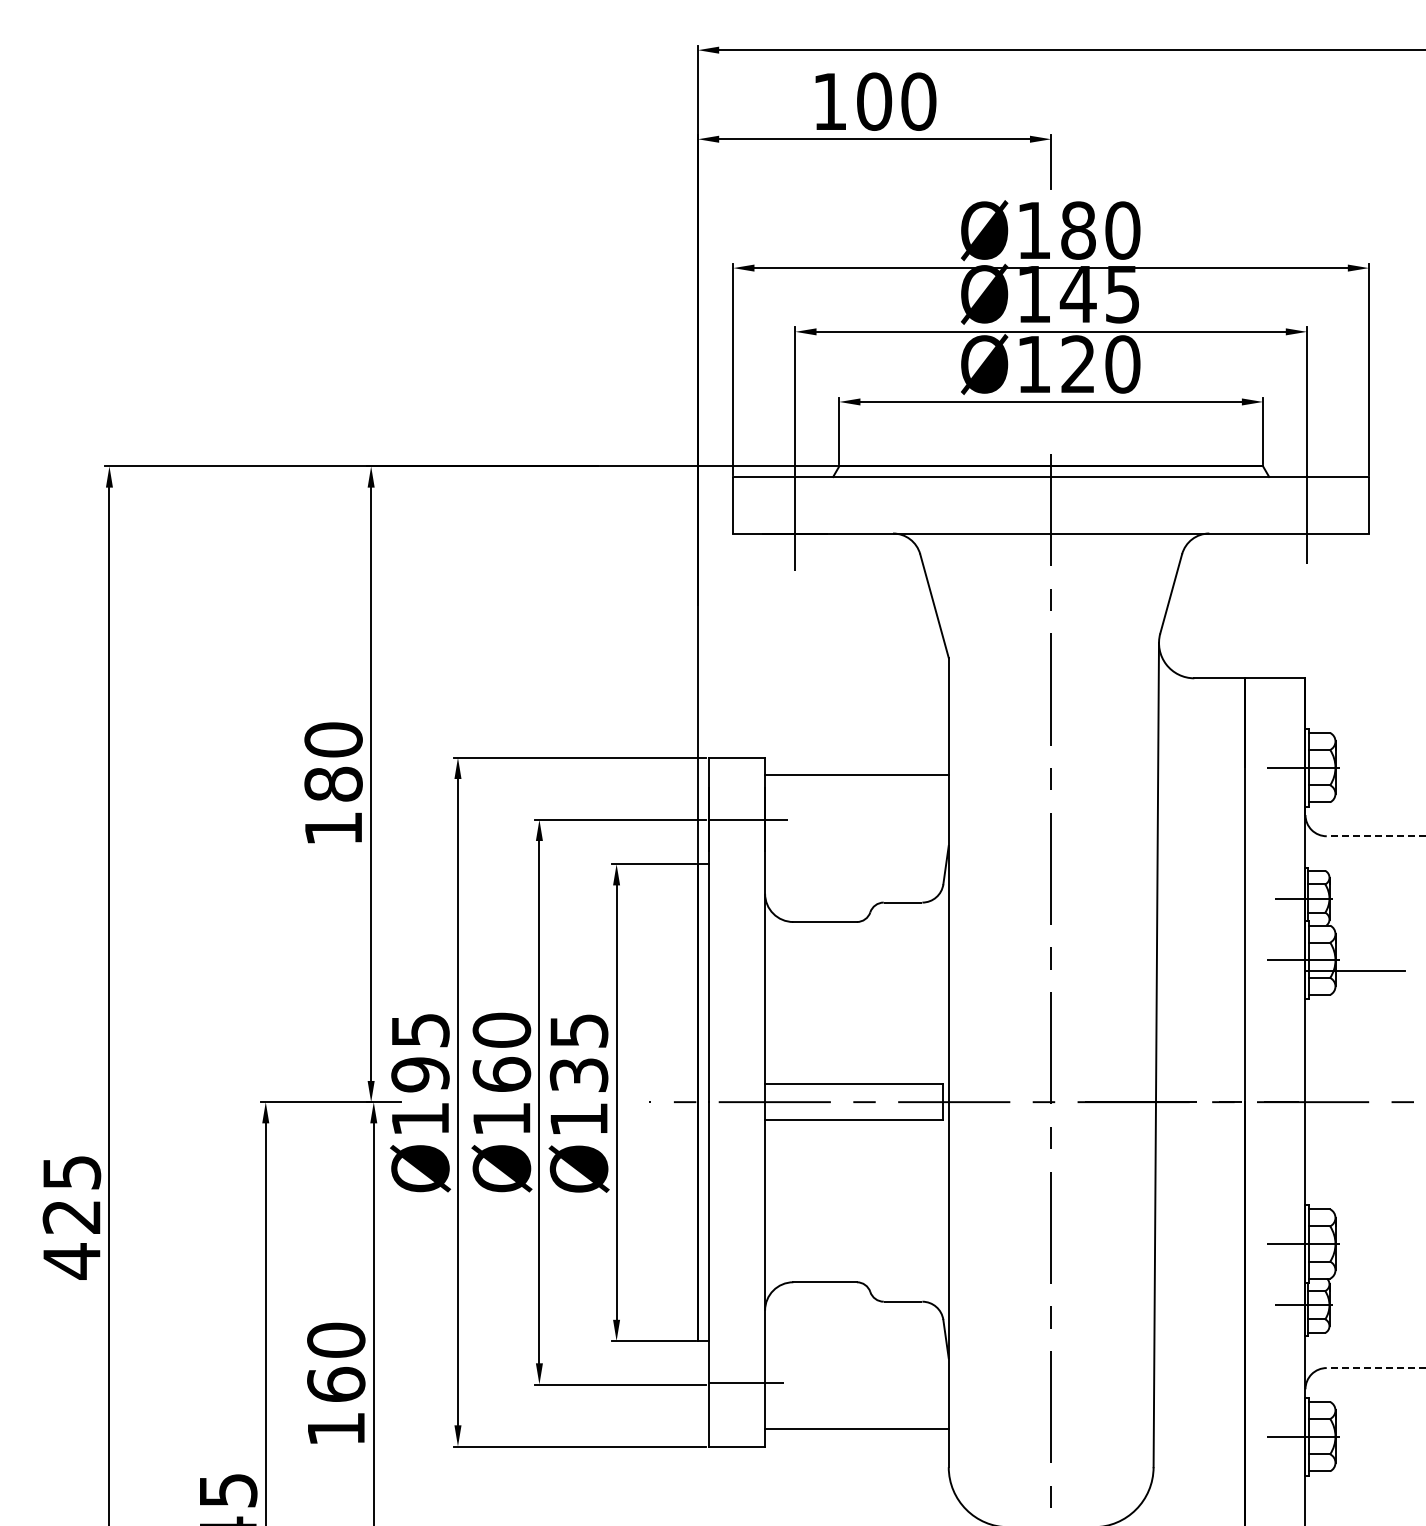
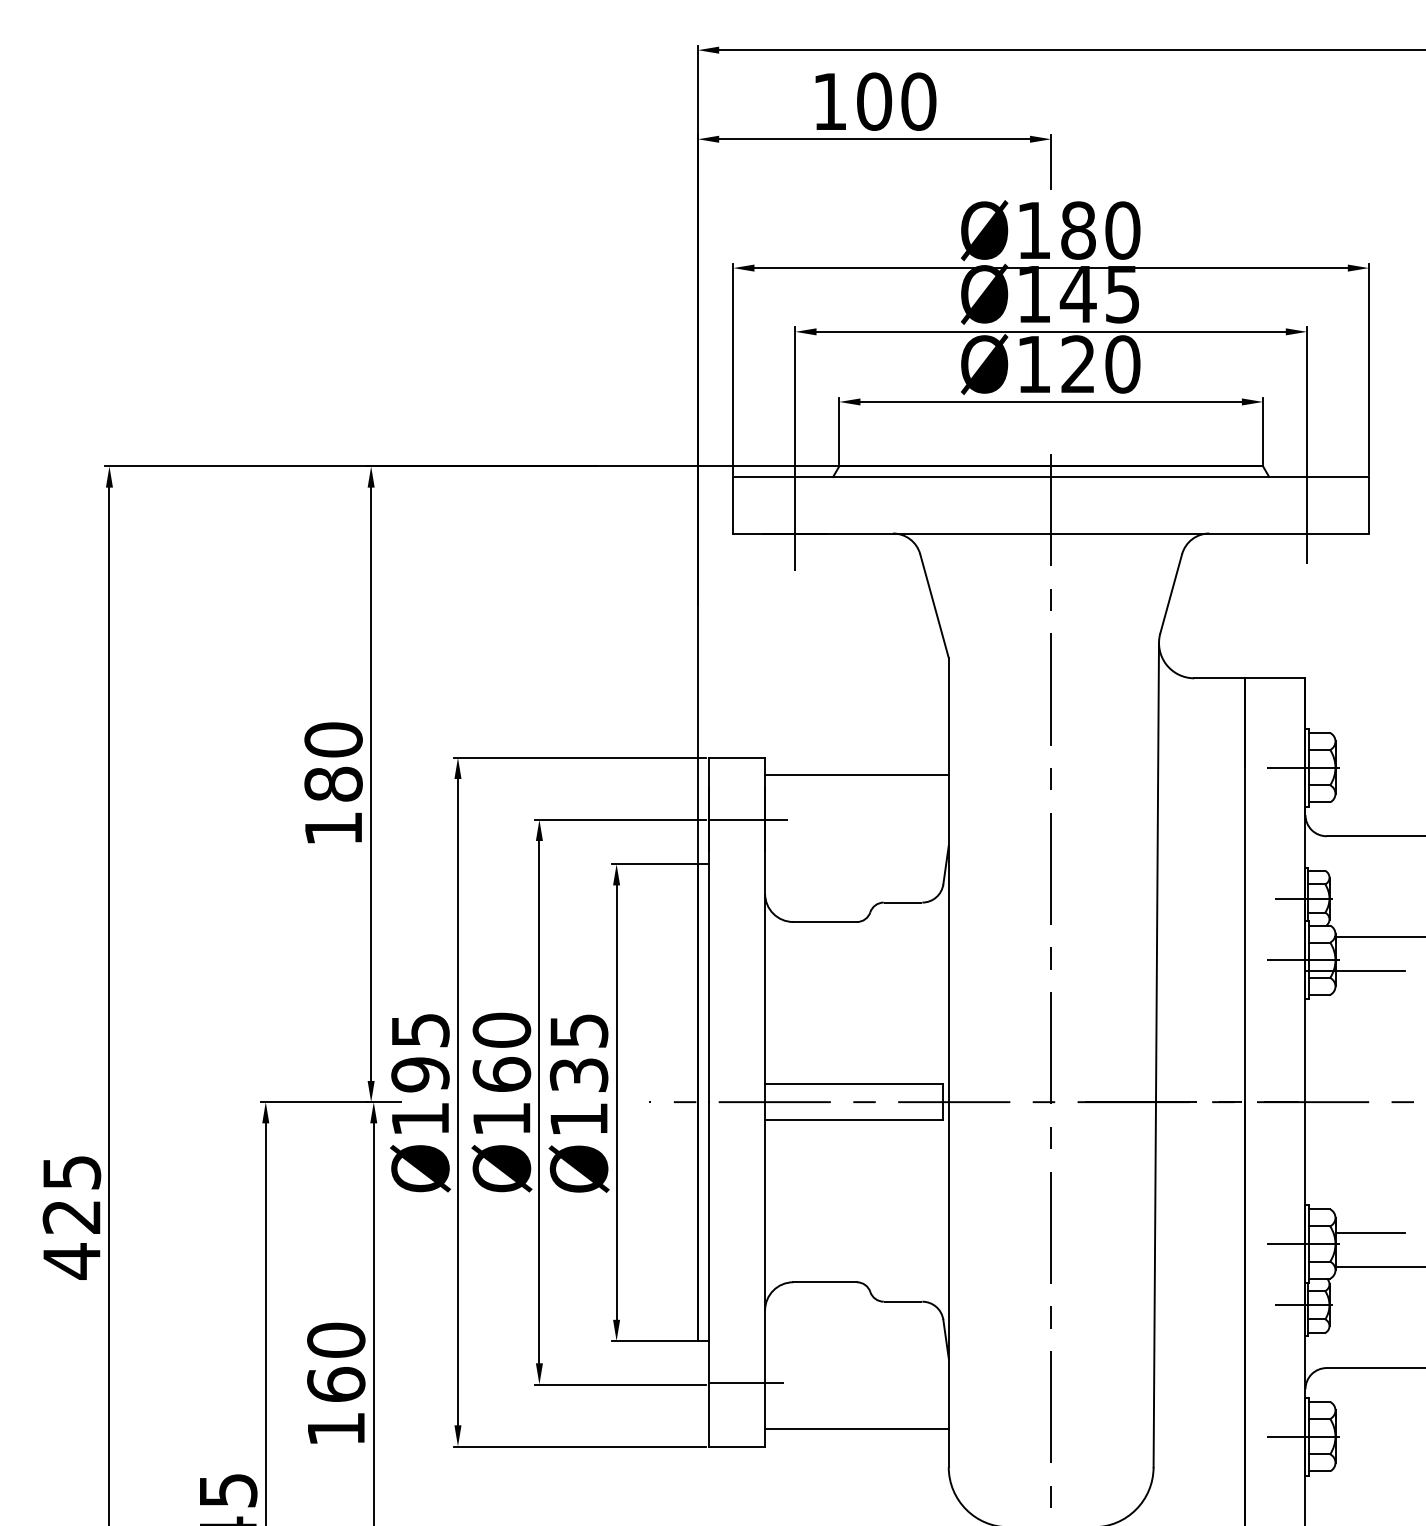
line: dashed -> solid (1375, 836)
line: none -> present (1378, 936)
line: none -> present (1369, 1232)
line: none -> present (1378, 1267)
line: dashed -> solid (1375, 1368)
